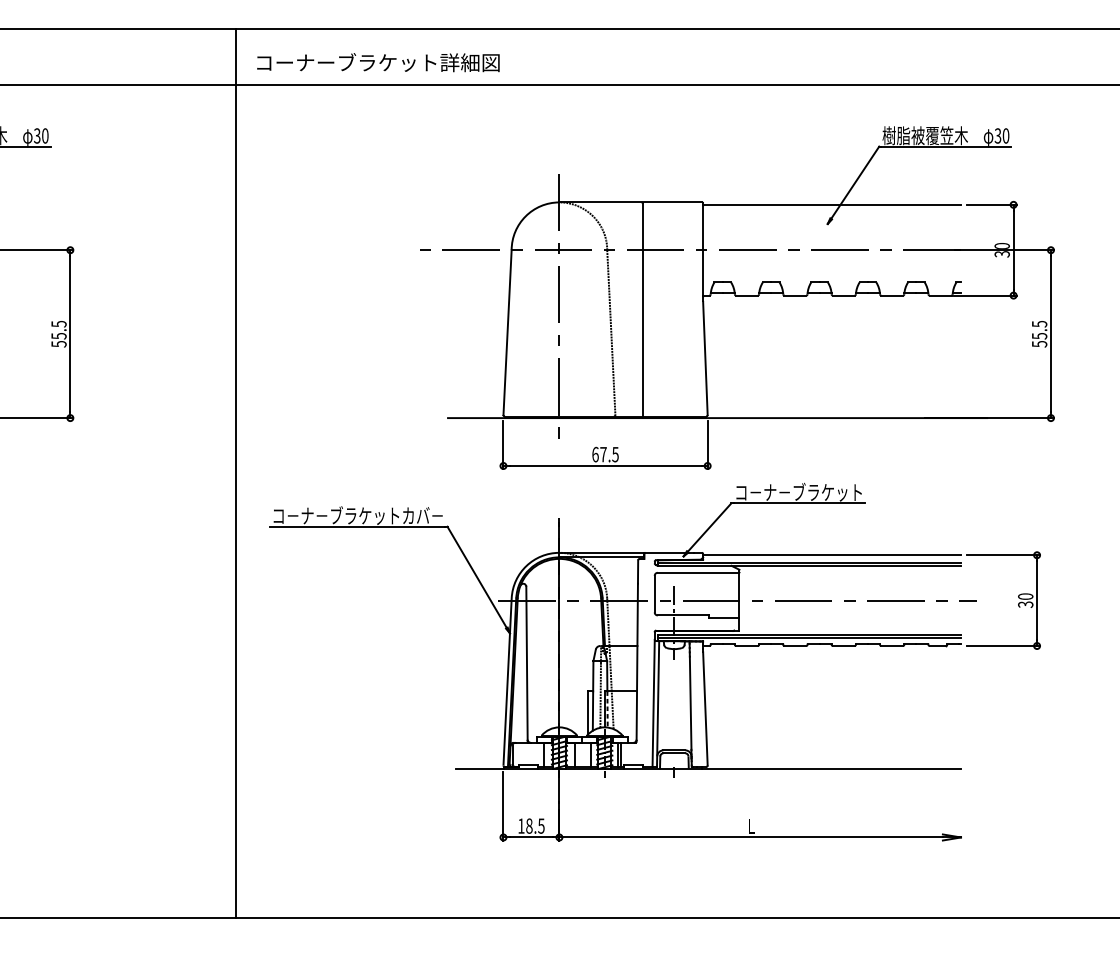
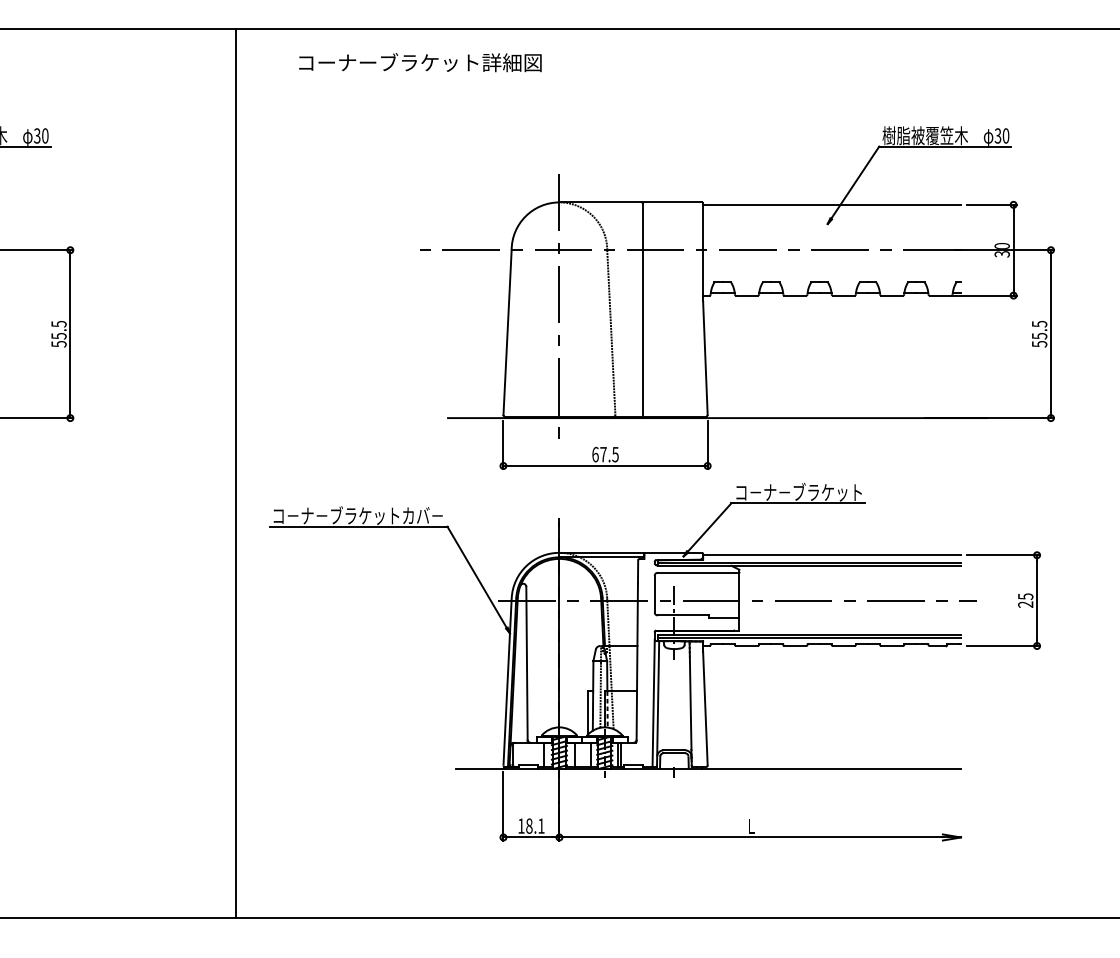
text position: (378, 62) -> (420, 62) (420, 62)
line: present -> none (559, 84)
text: 30 -> 25 (1025, 600)
text: 18.5 -> 18.1 (541, 825)
